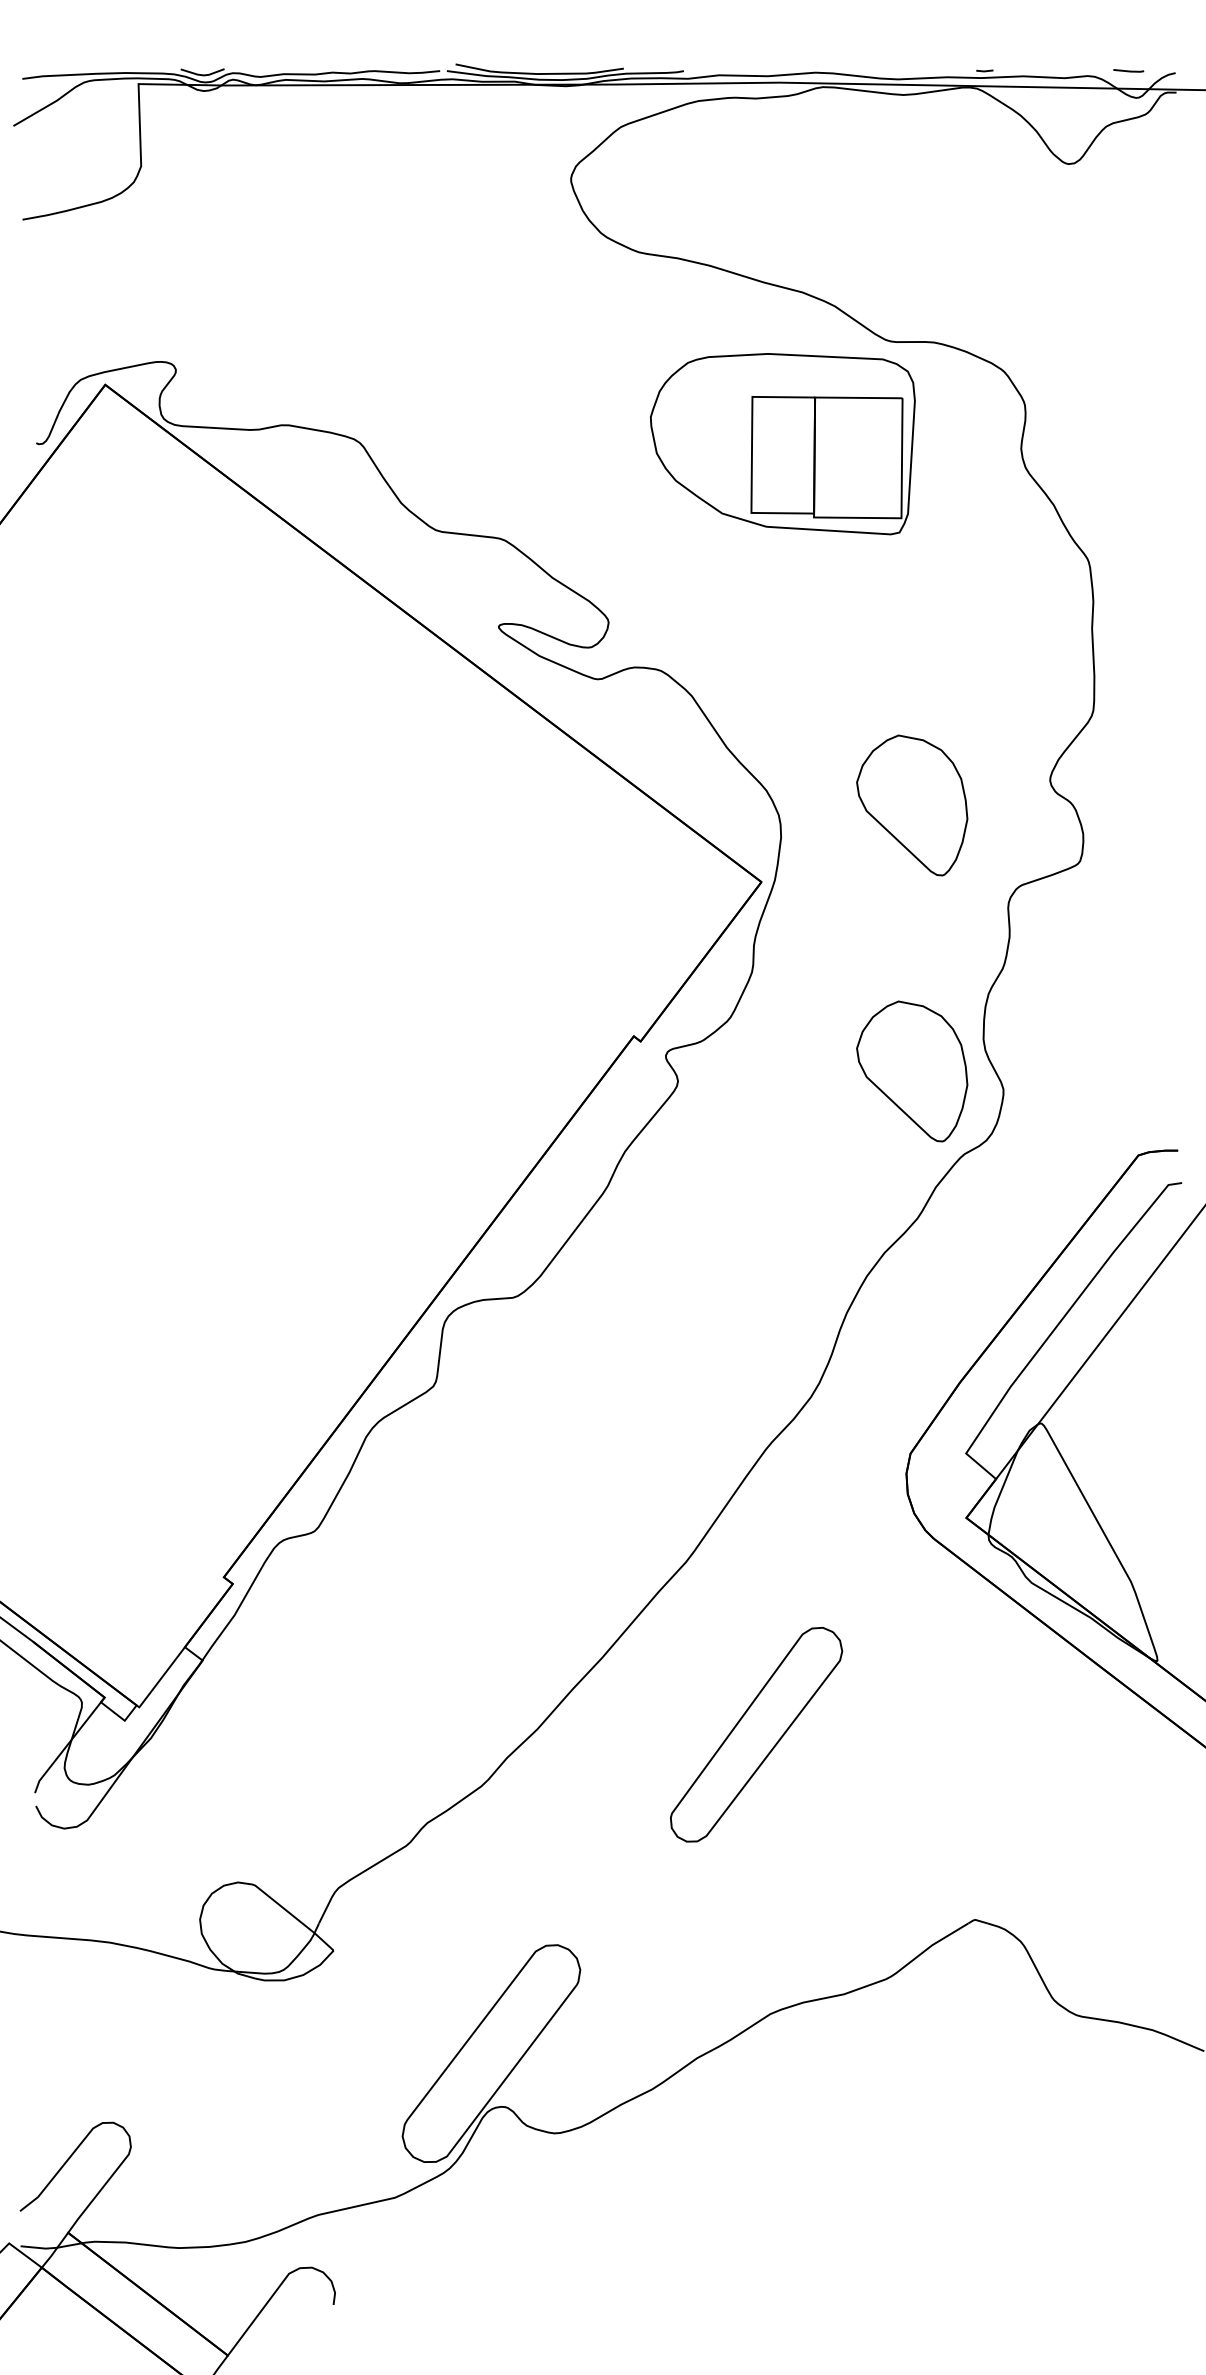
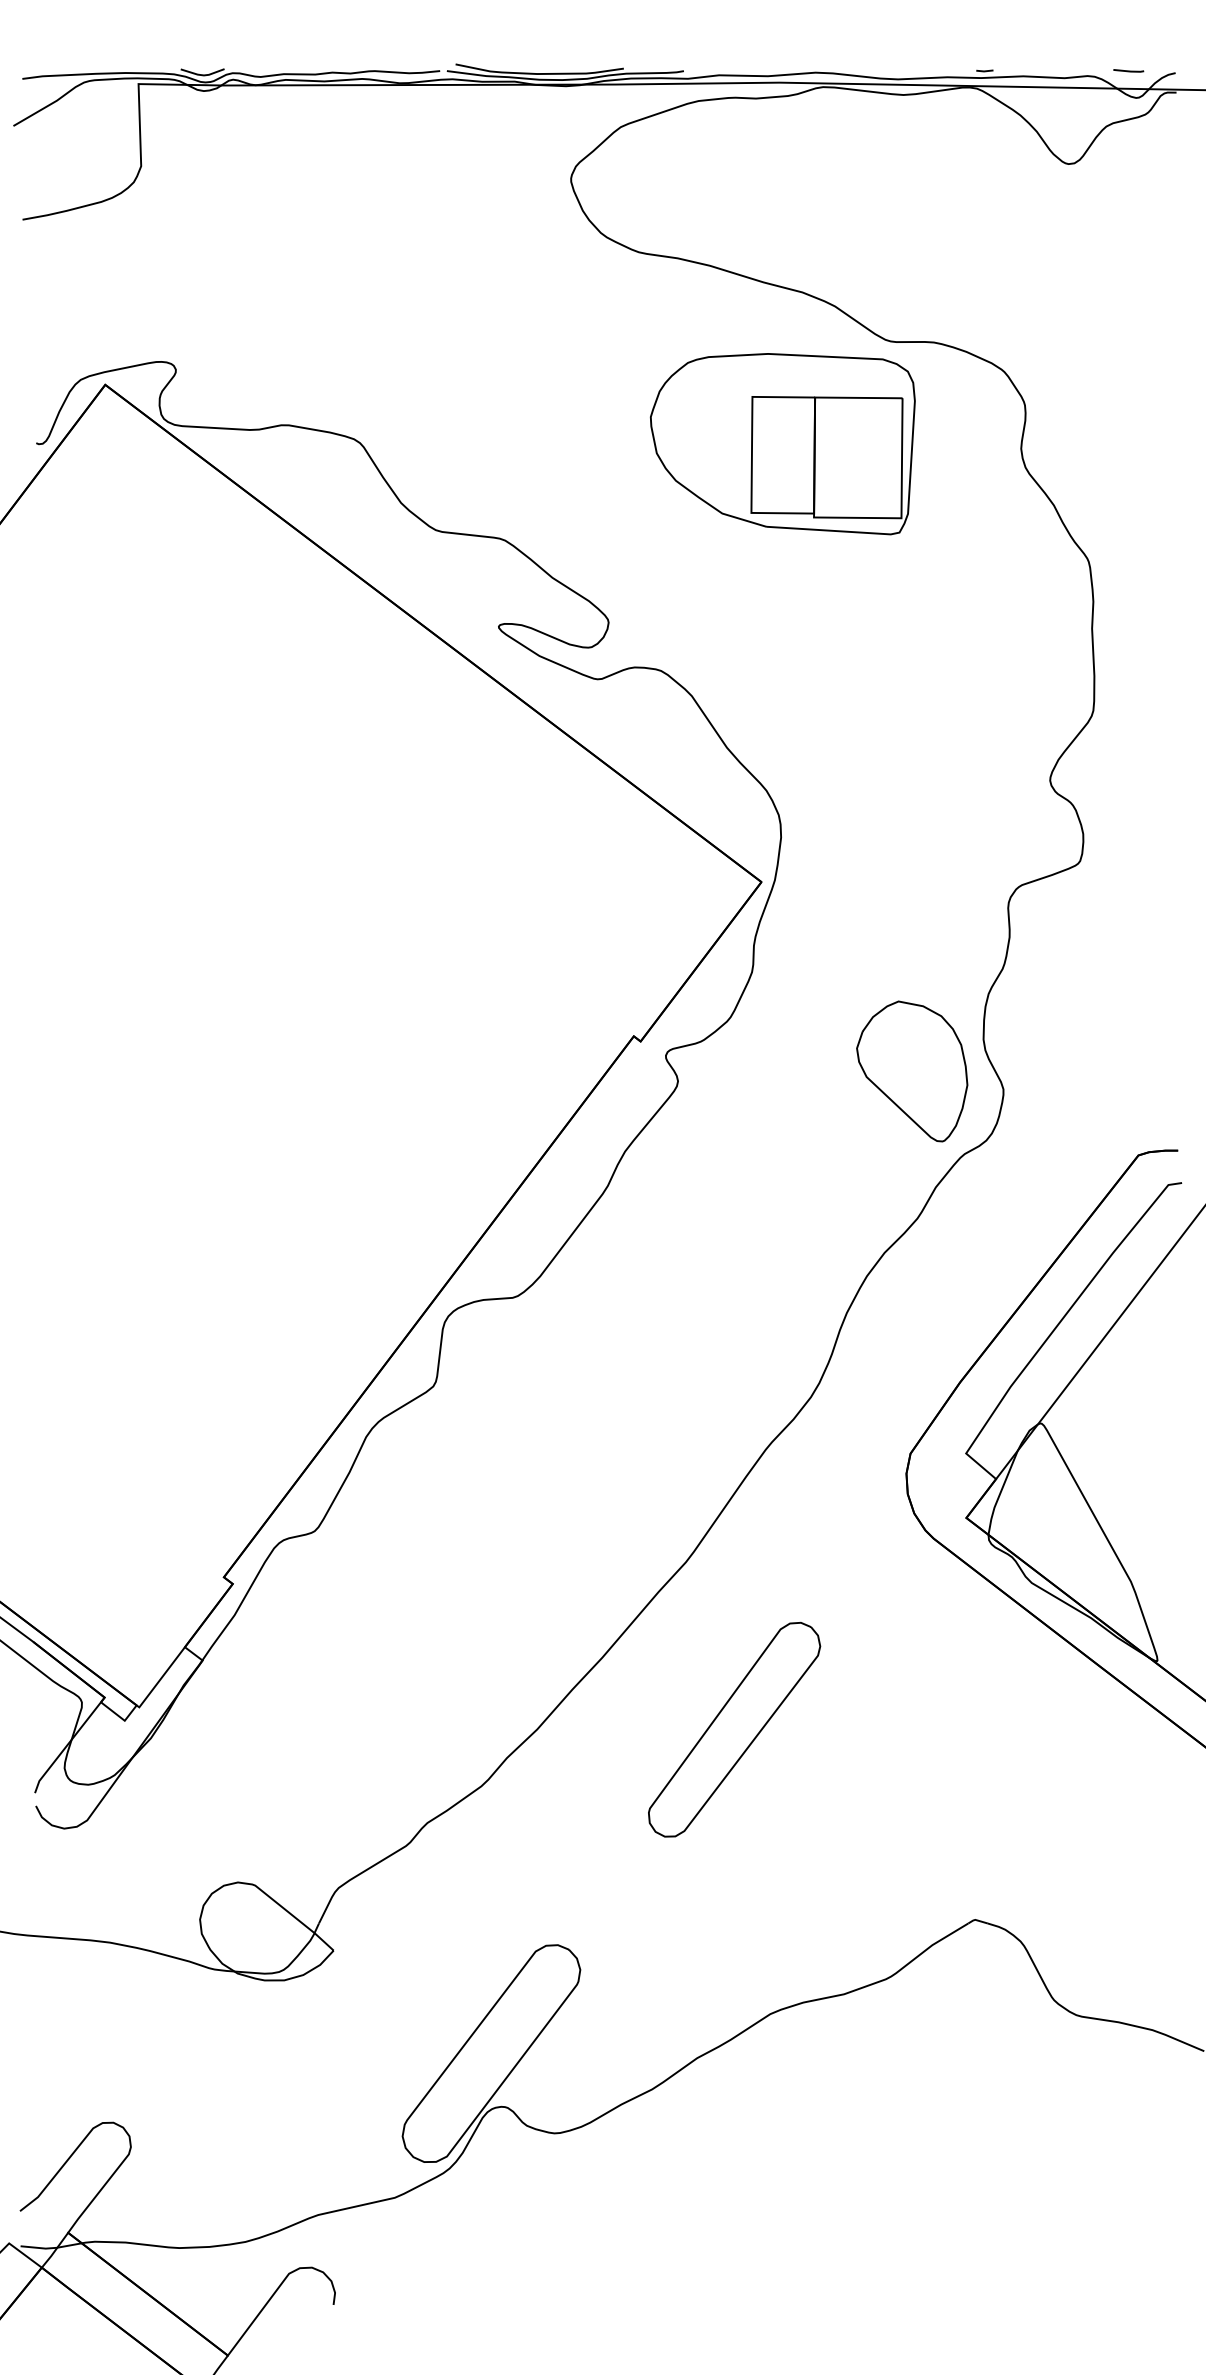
part: present -> none (912, 805)
part position: (756, 1734) -> (734, 1729) (734, 1729)
